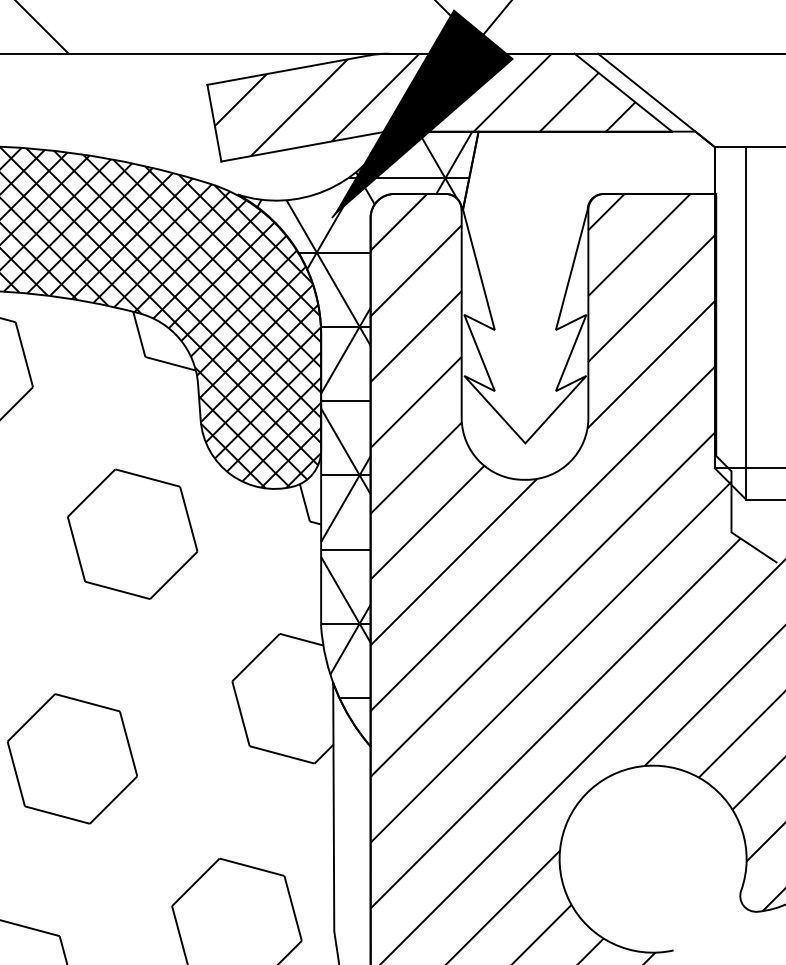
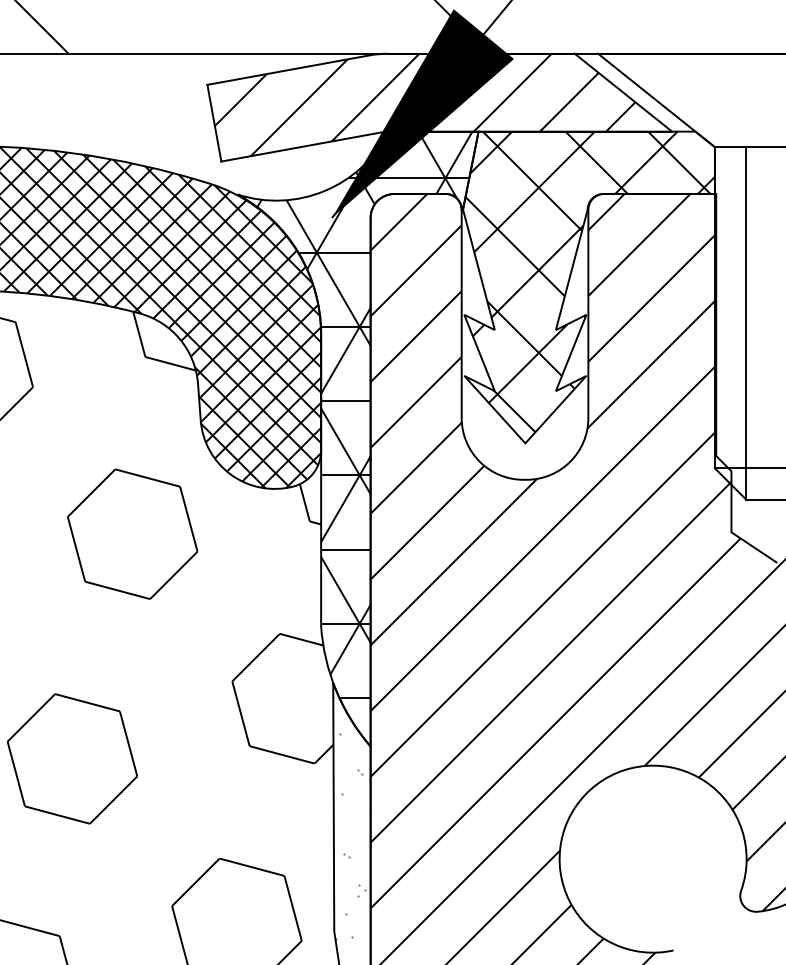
hatch: none -> present (589, 281)
hatch: none -> present (351, 818)
